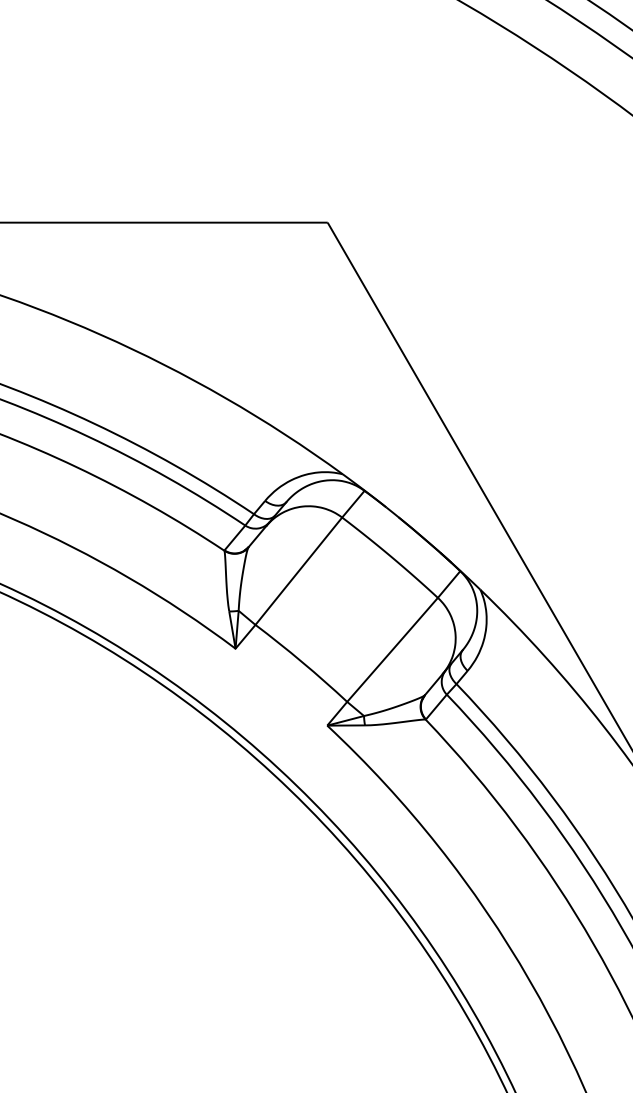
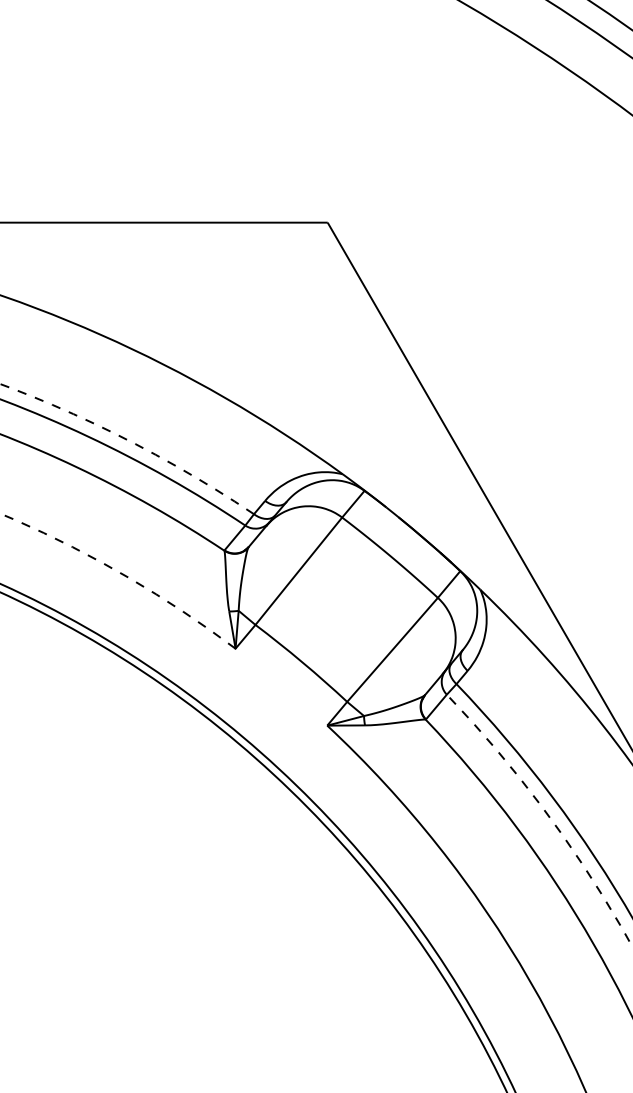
arc: solid -> dashed (130, 441)
arc: solid -> dashed (123, 574)
arc: solid -> dashed (548, 815)
